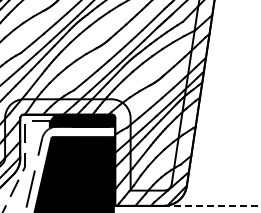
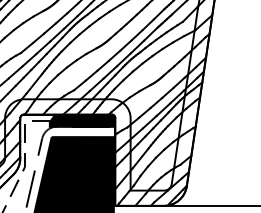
line: dashed -> solid (212, 205)
